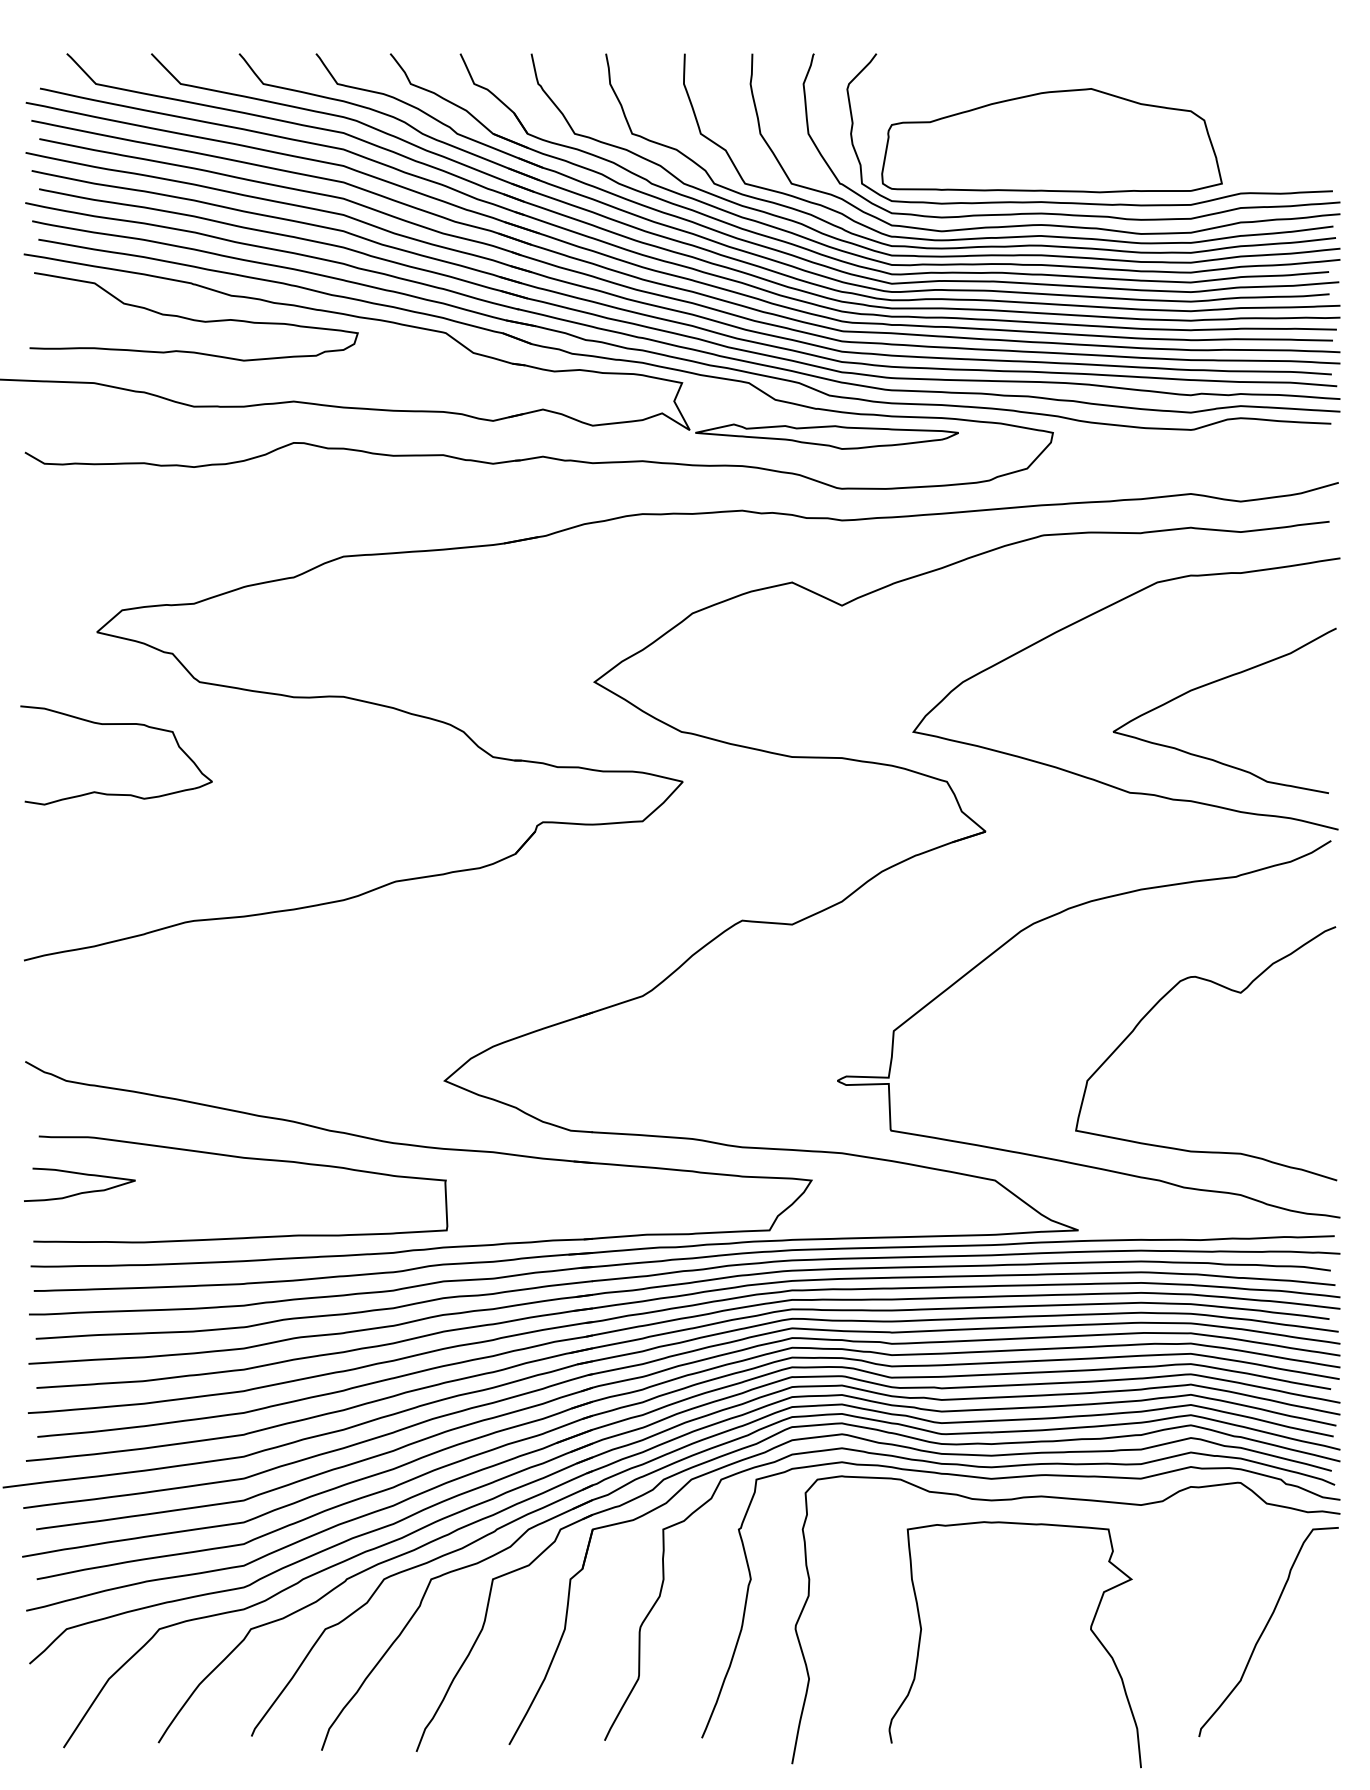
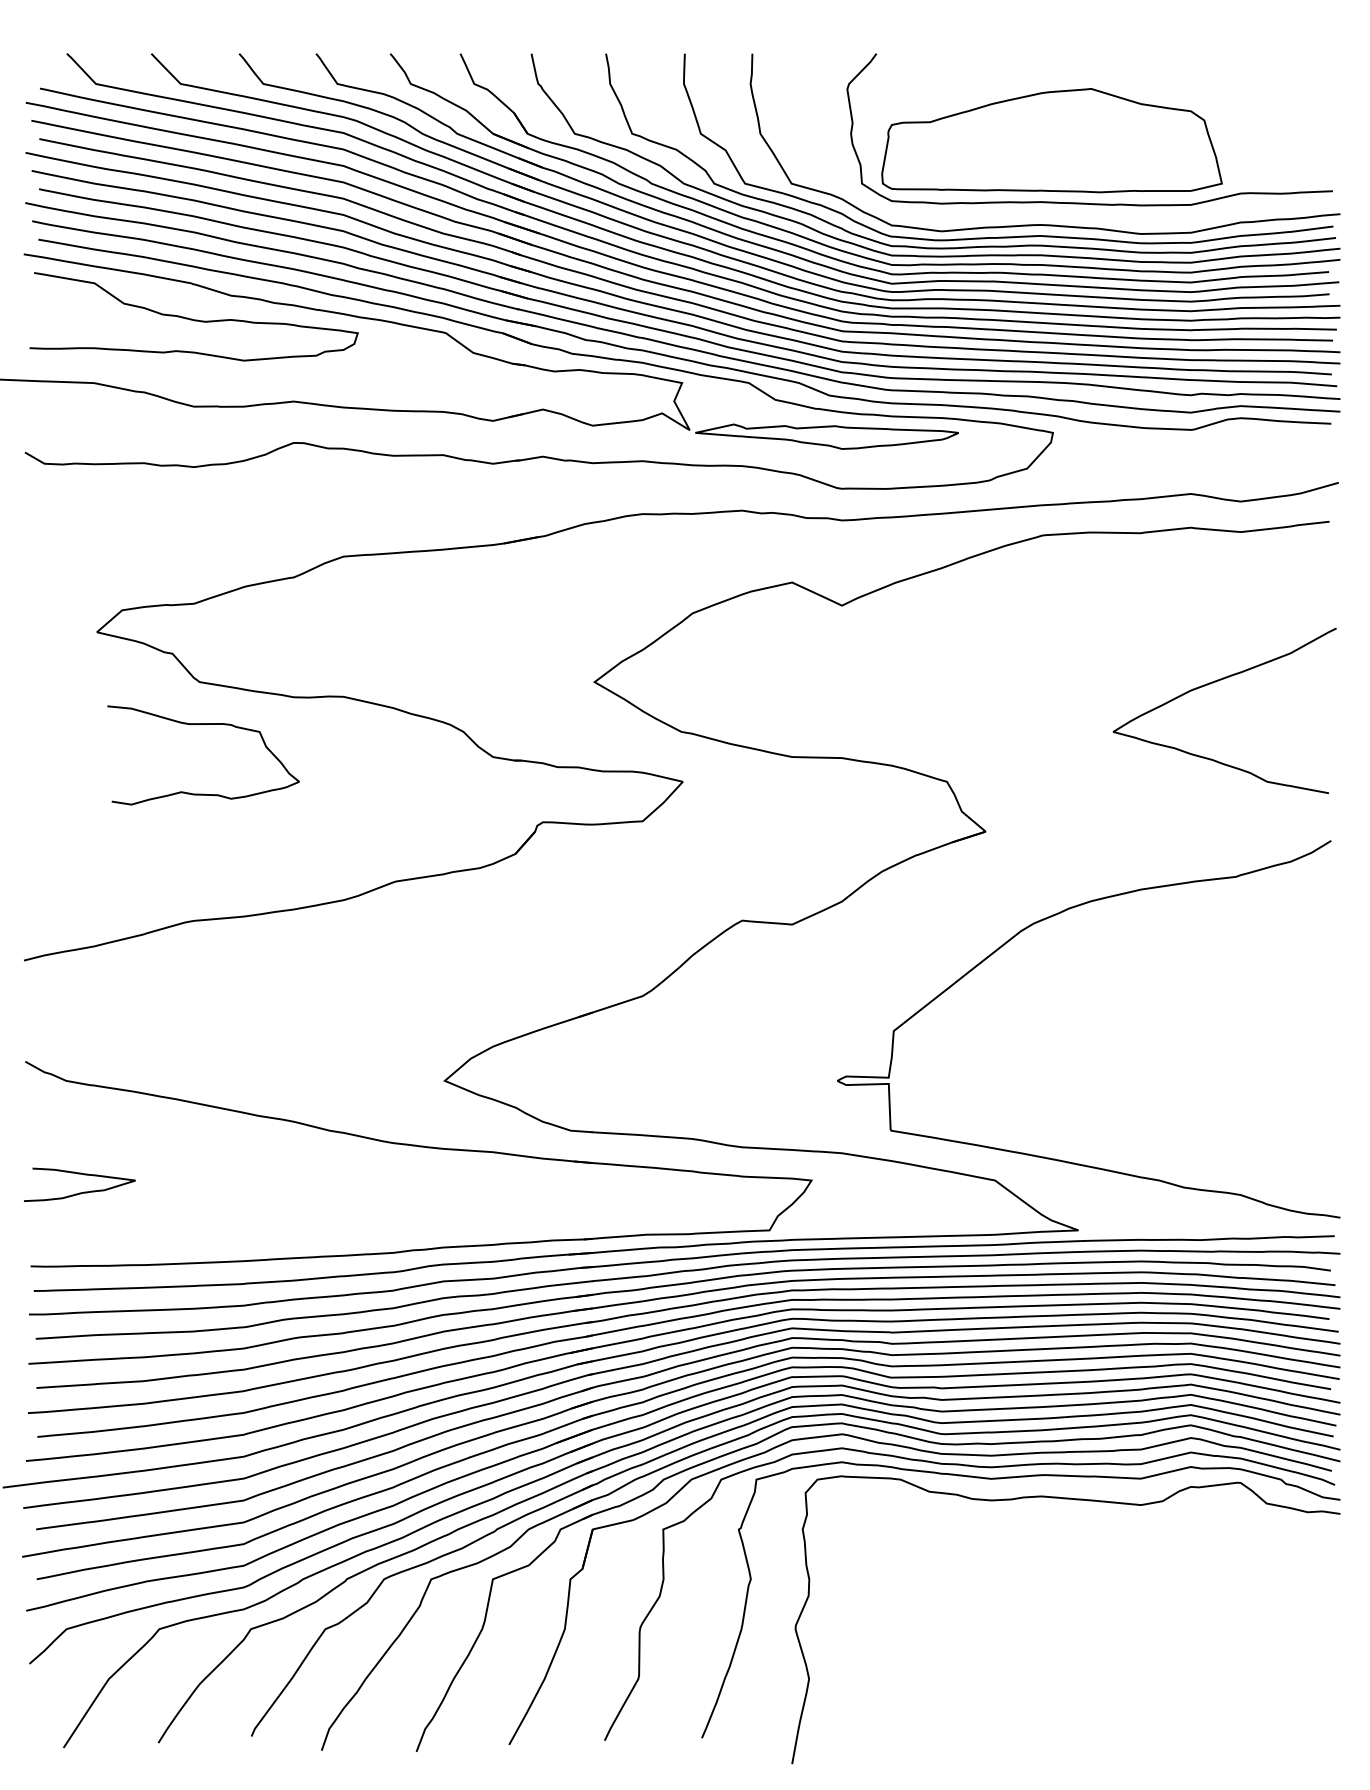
curve: present -> none (1066, 213)
curve: present -> none (1088, 617)
part position: (116, 724) -> (203, 724) (203, 724)
curve: present -> none (1229, 990)
curve: present -> none (240, 1158)
curve: present -> none (1090, 1630)
curve: present -> none (1264, 1631)
